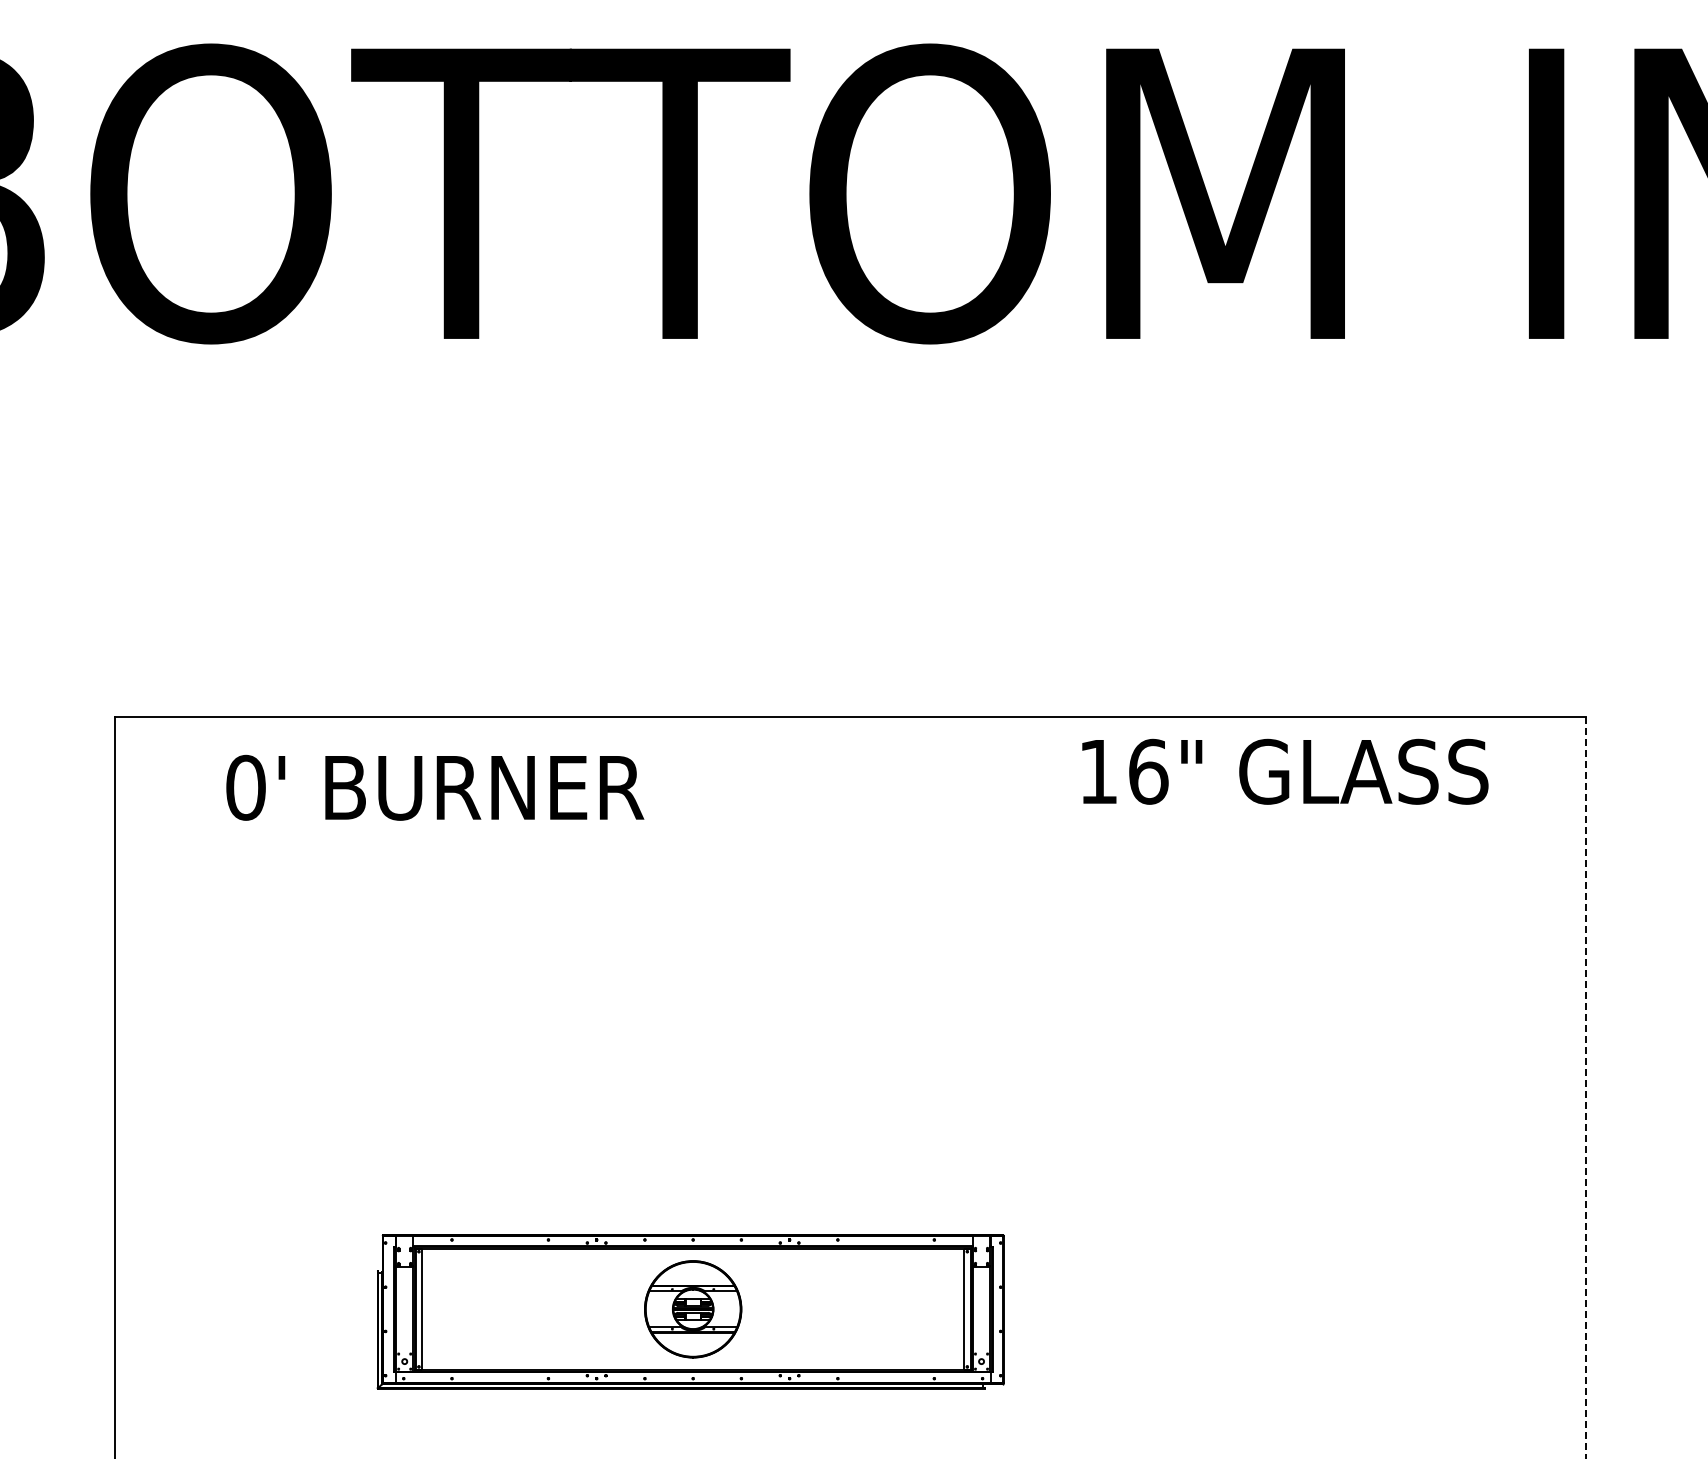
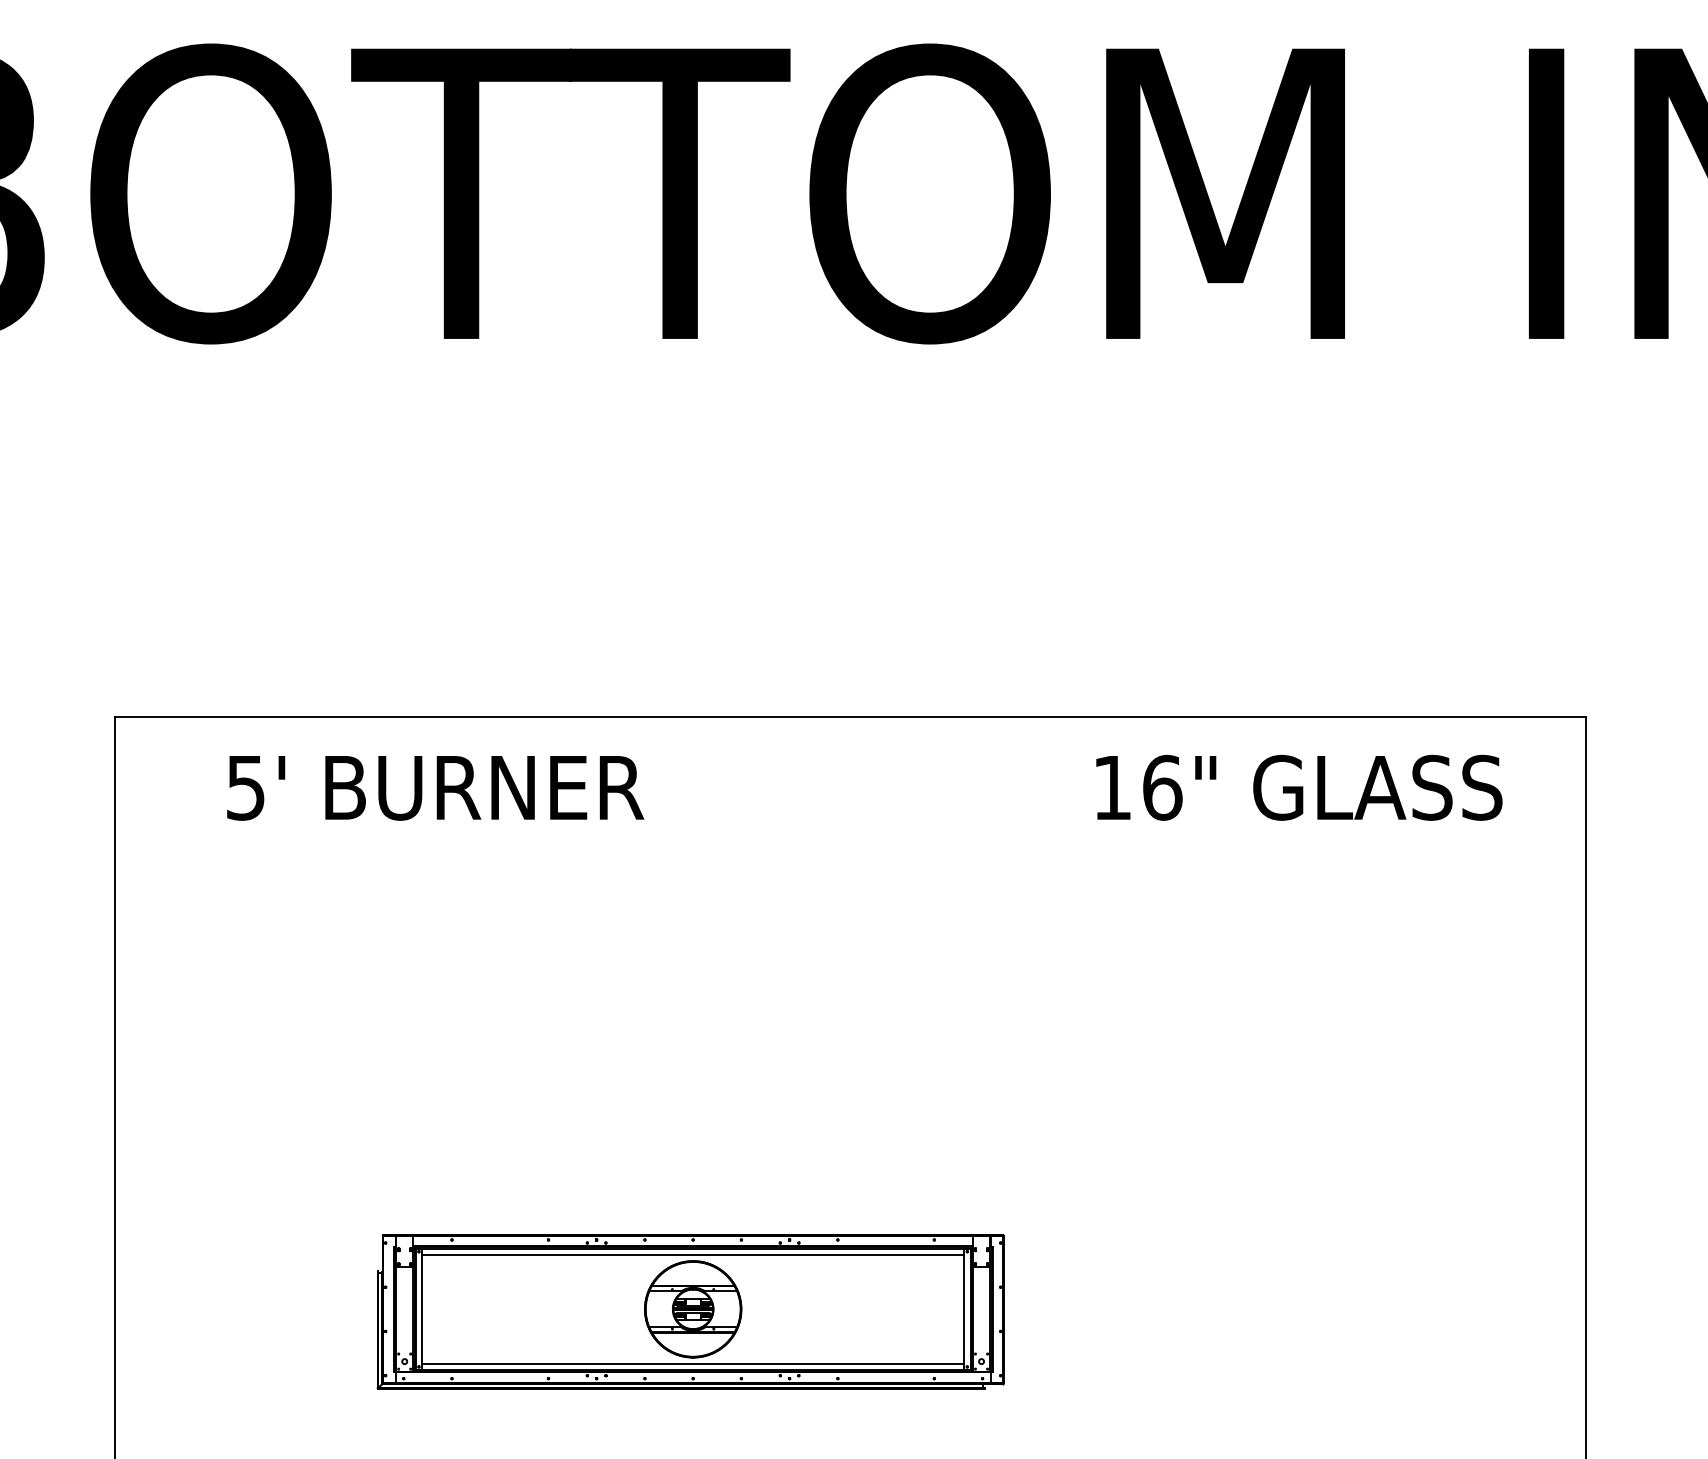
text position: (1285, 771) -> (1299, 787) (1299, 787)
text: 0' -> 5' (245, 787)
line: dashed -> solid (1586, 1088)
line: none -> present (693, 1255)
line: none -> present (693, 1363)
